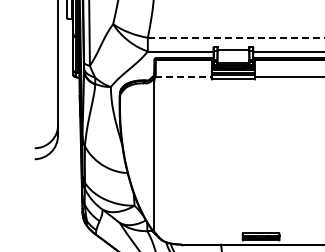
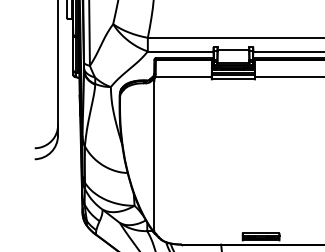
line: dashed -> solid (236, 37)
line: dashed -> solid (184, 76)
